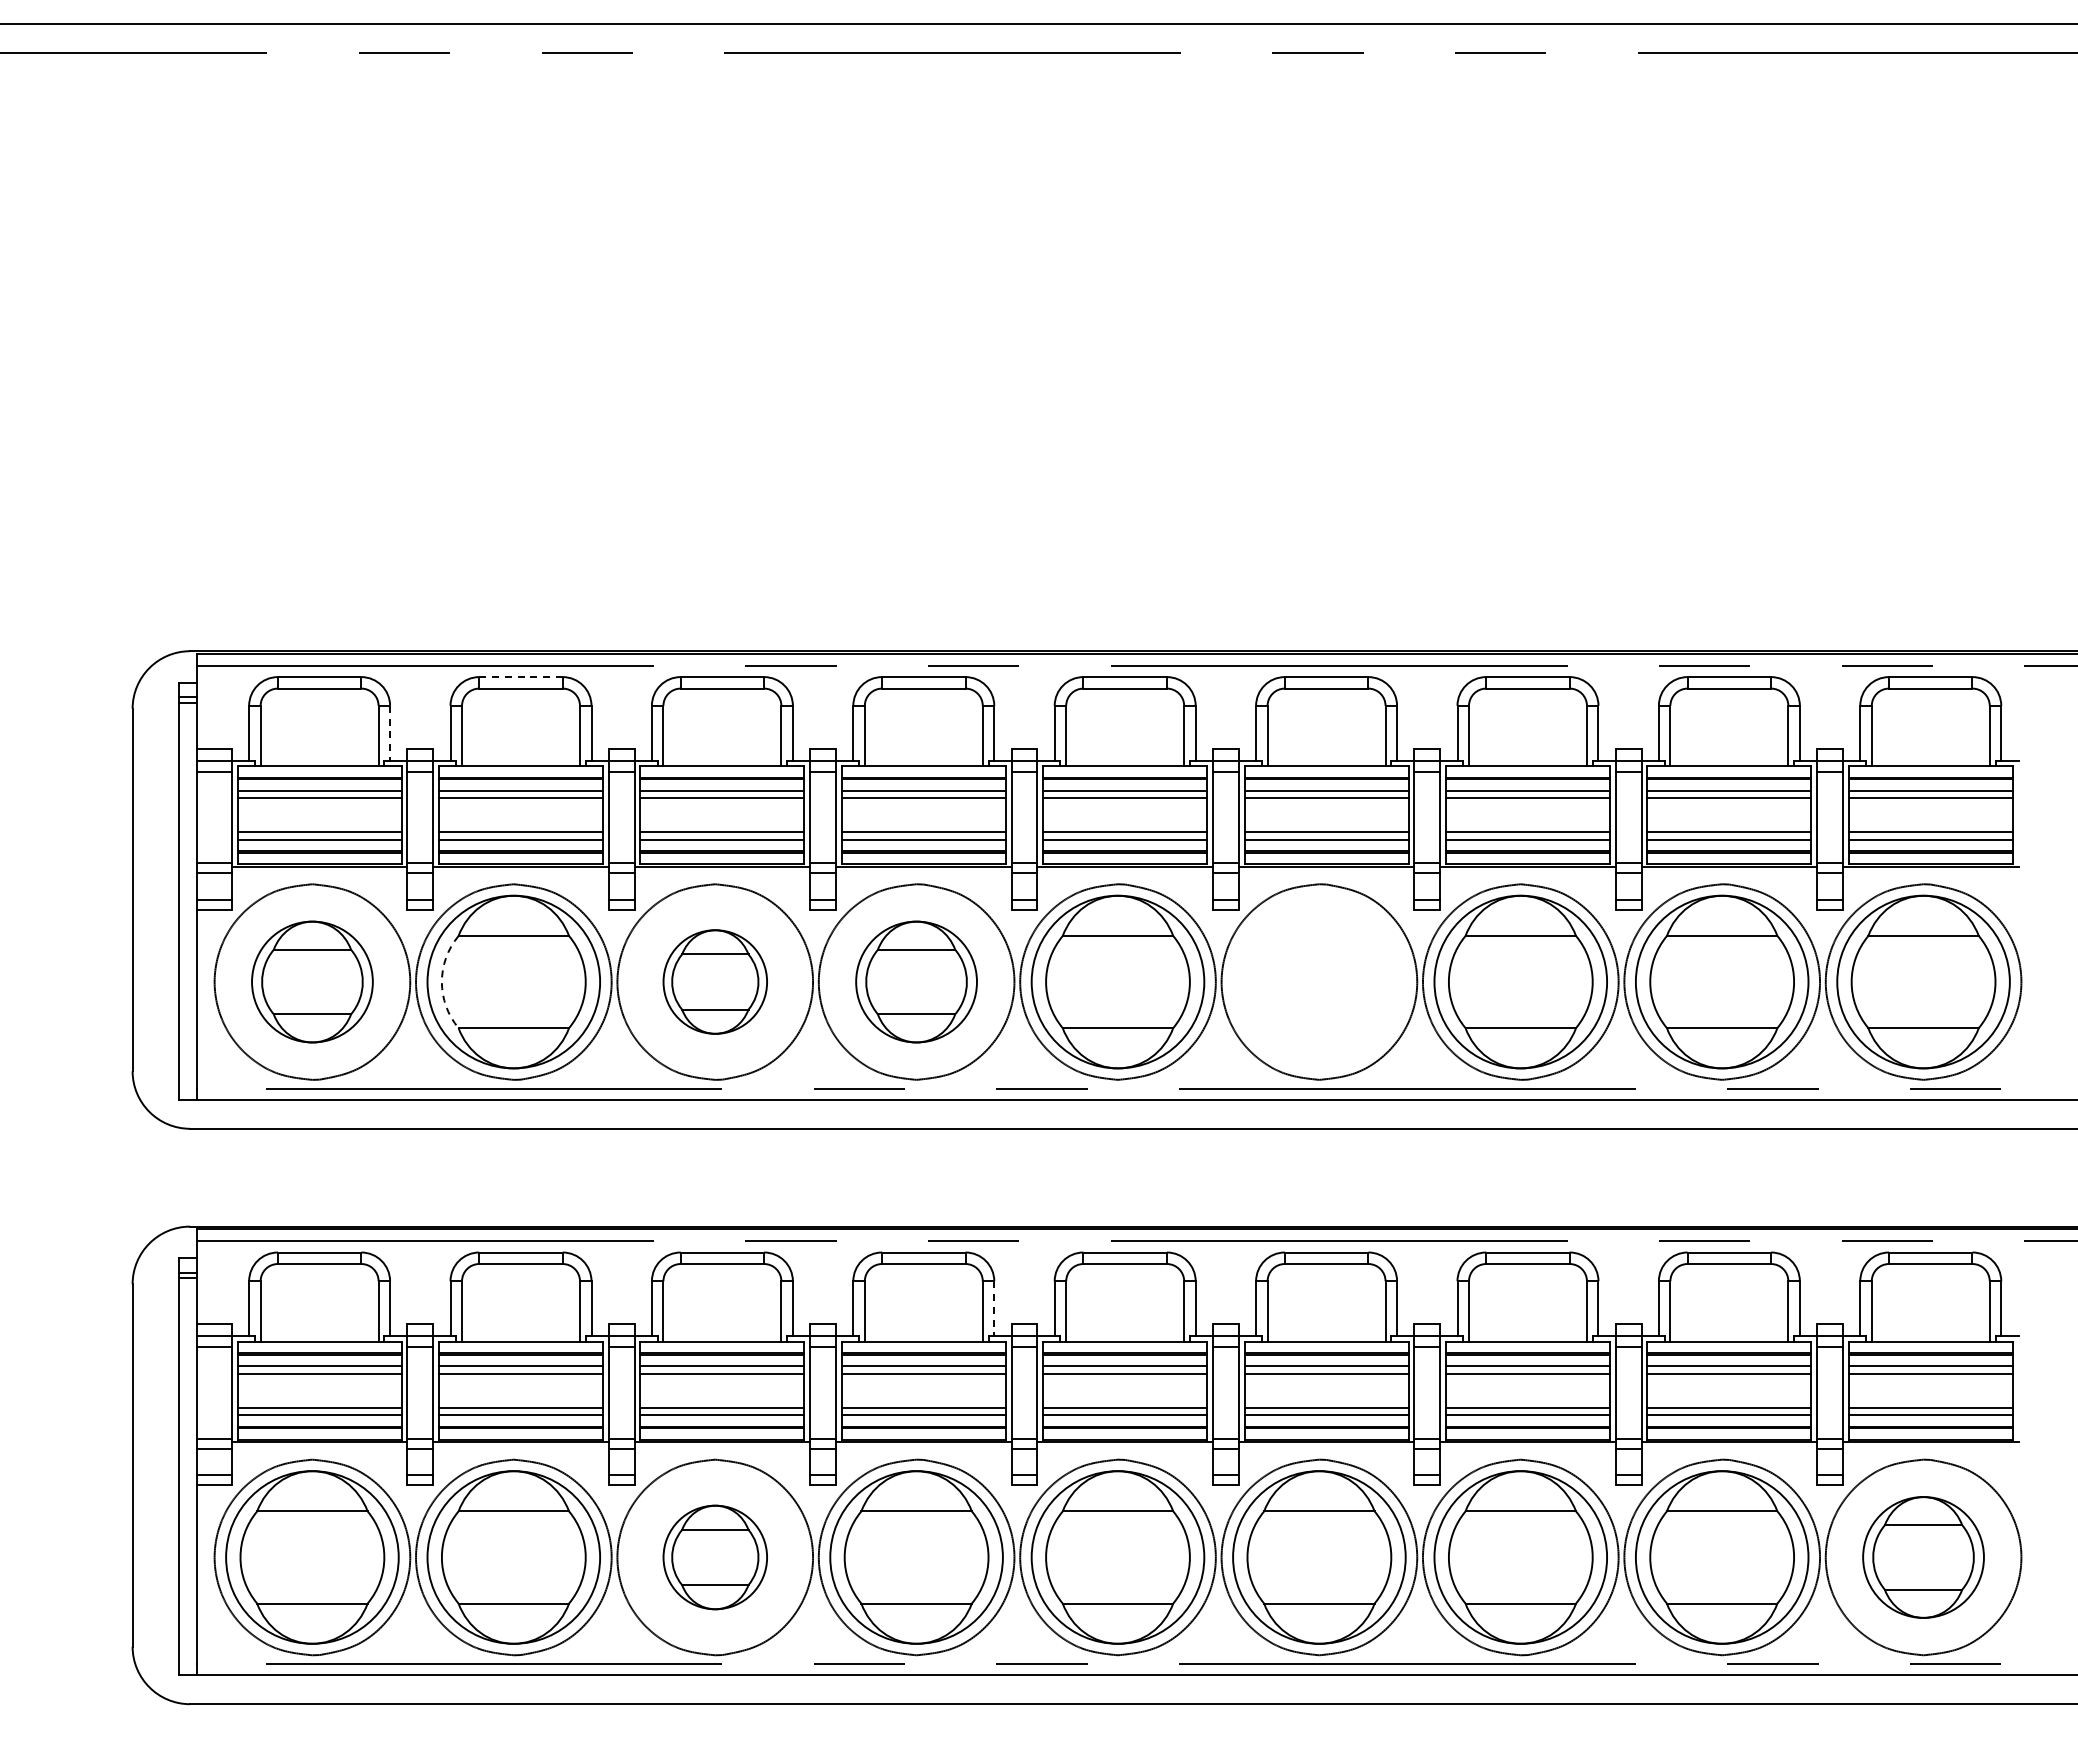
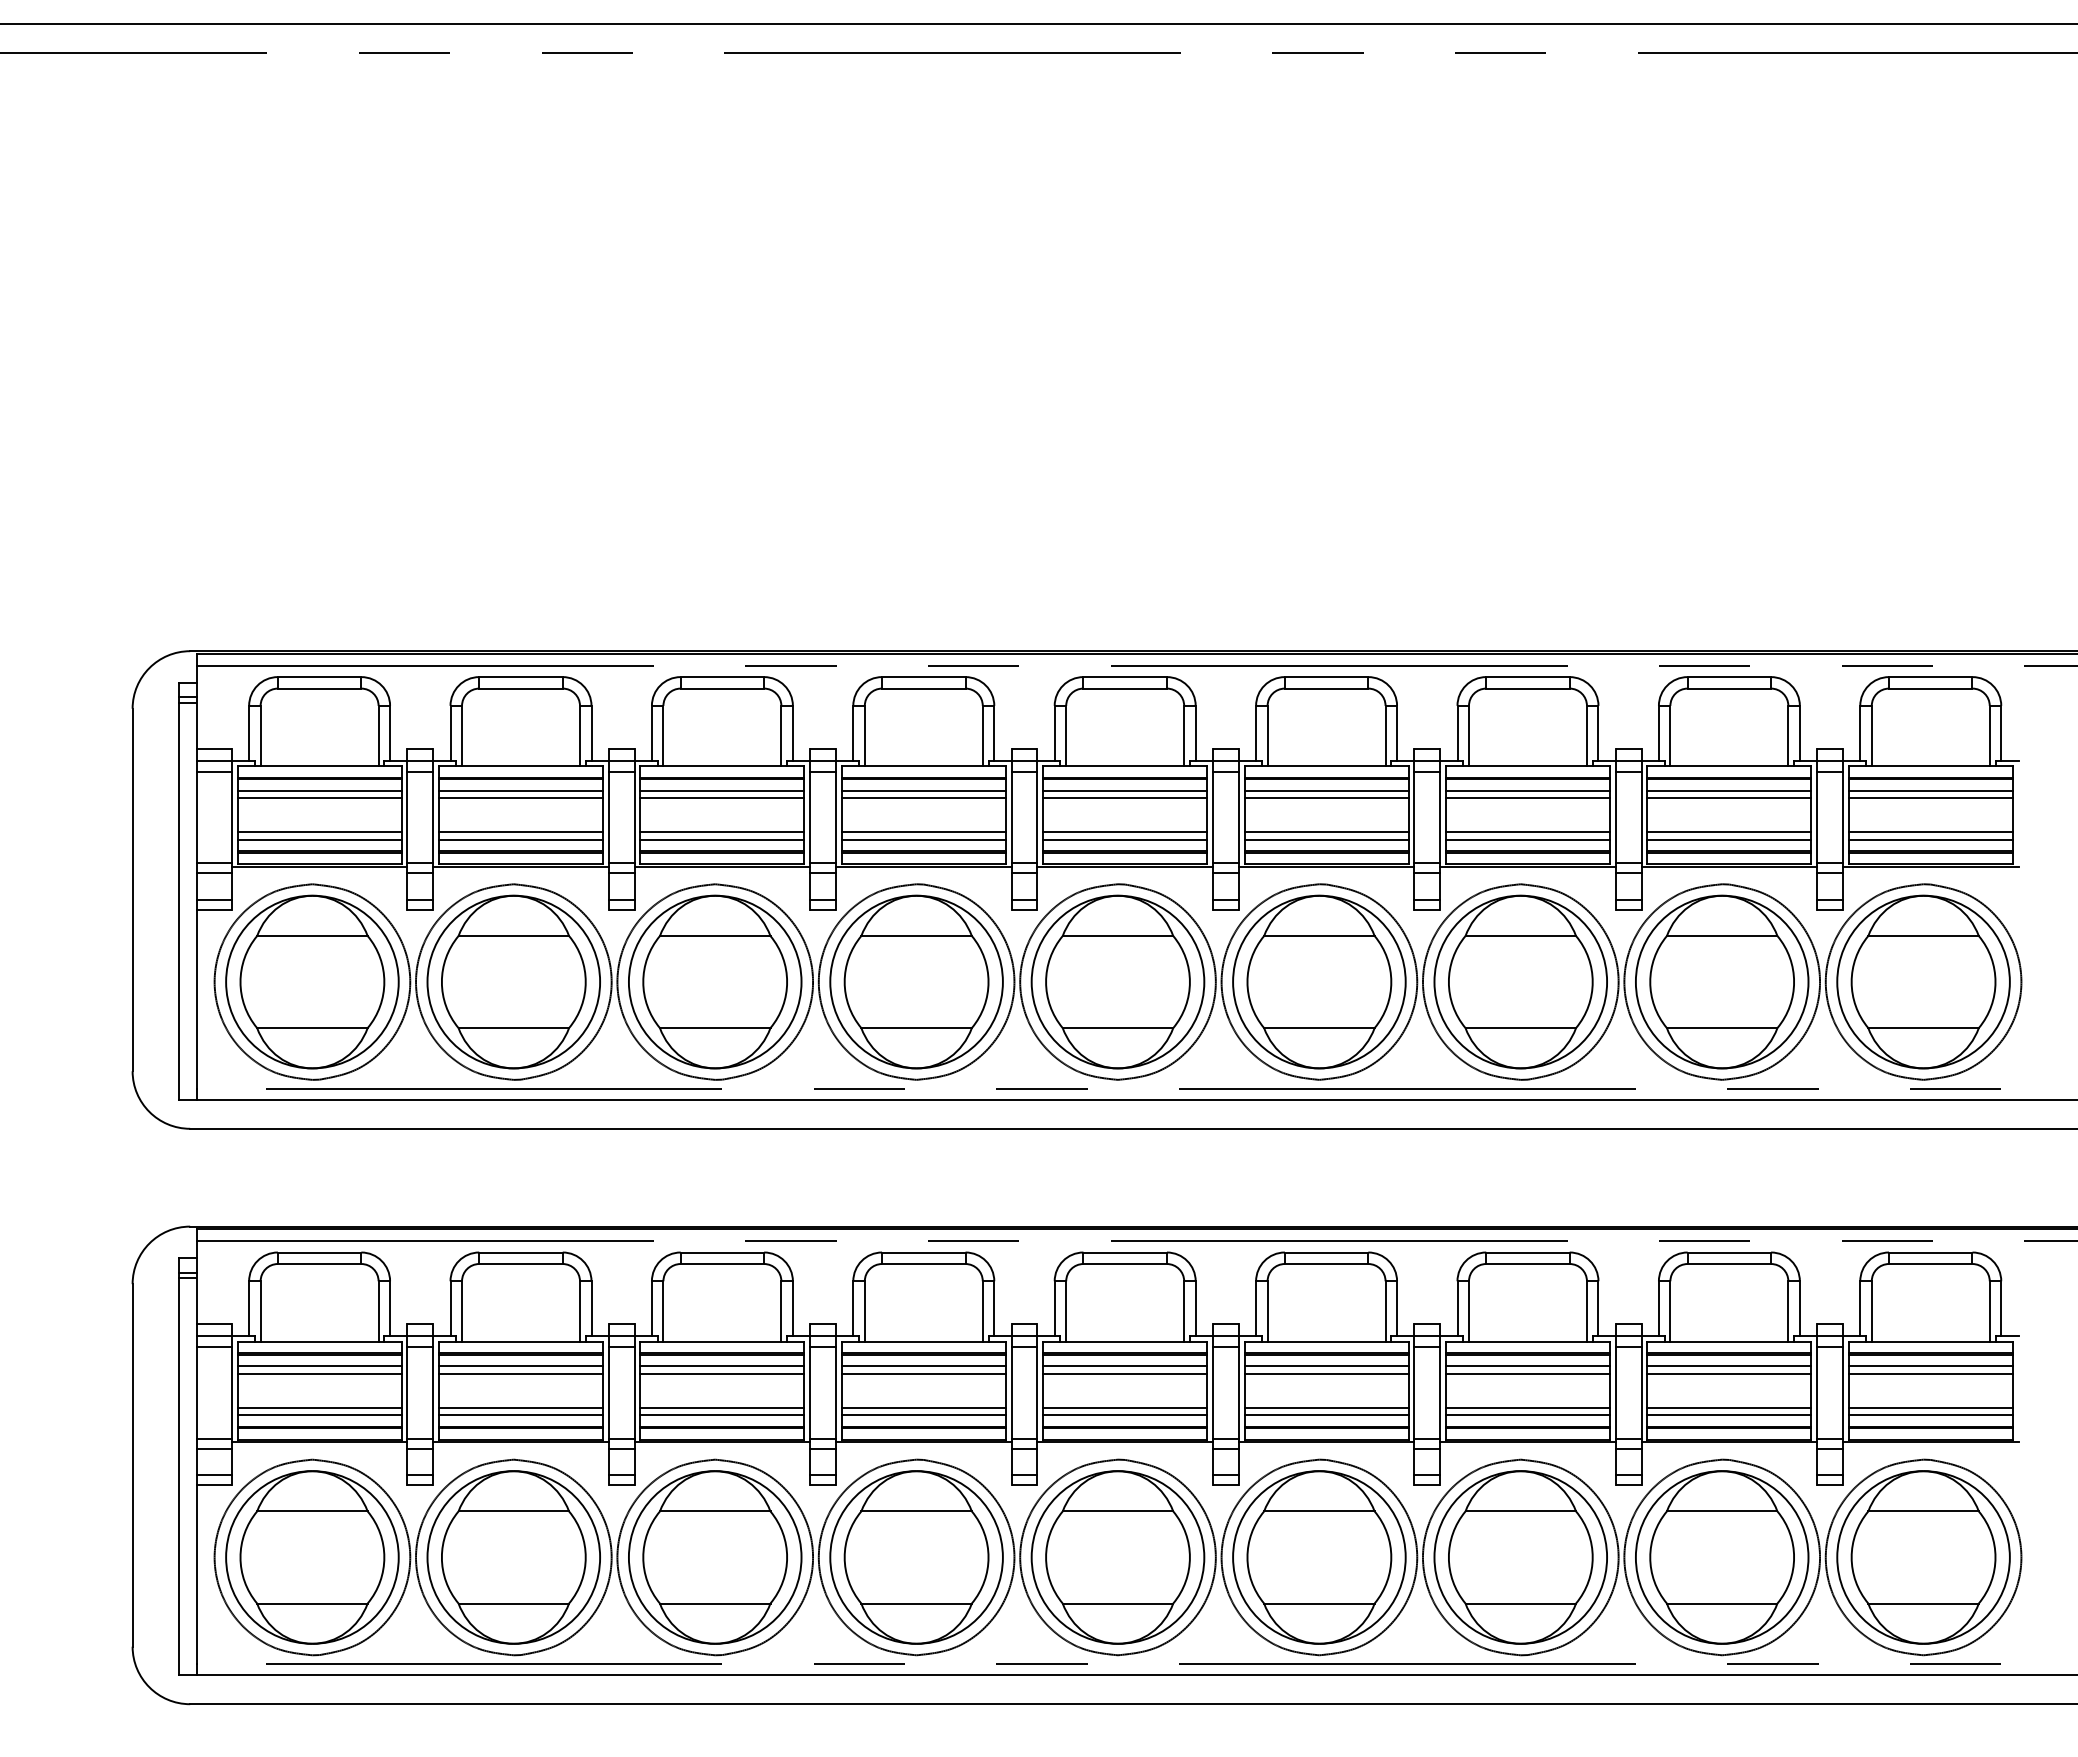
line: dashed -> solid (521, 677)
line: dashed -> solid (390, 733)
part size: 123x124 px -> 175x176 px (312, 981)
part size: 106x106 px -> 175x176 px (715, 981)
part size: 123x124 px -> 175x176 px (916, 981)
part: none -> present (1319, 981)
arc: dashed -> solid (441, 982)
line: dashed -> solid (994, 1309)
part size: 106x107 px -> 175x175 px (715, 1557)
part size: 123x123 px -> 175x175 px (1923, 1557)
